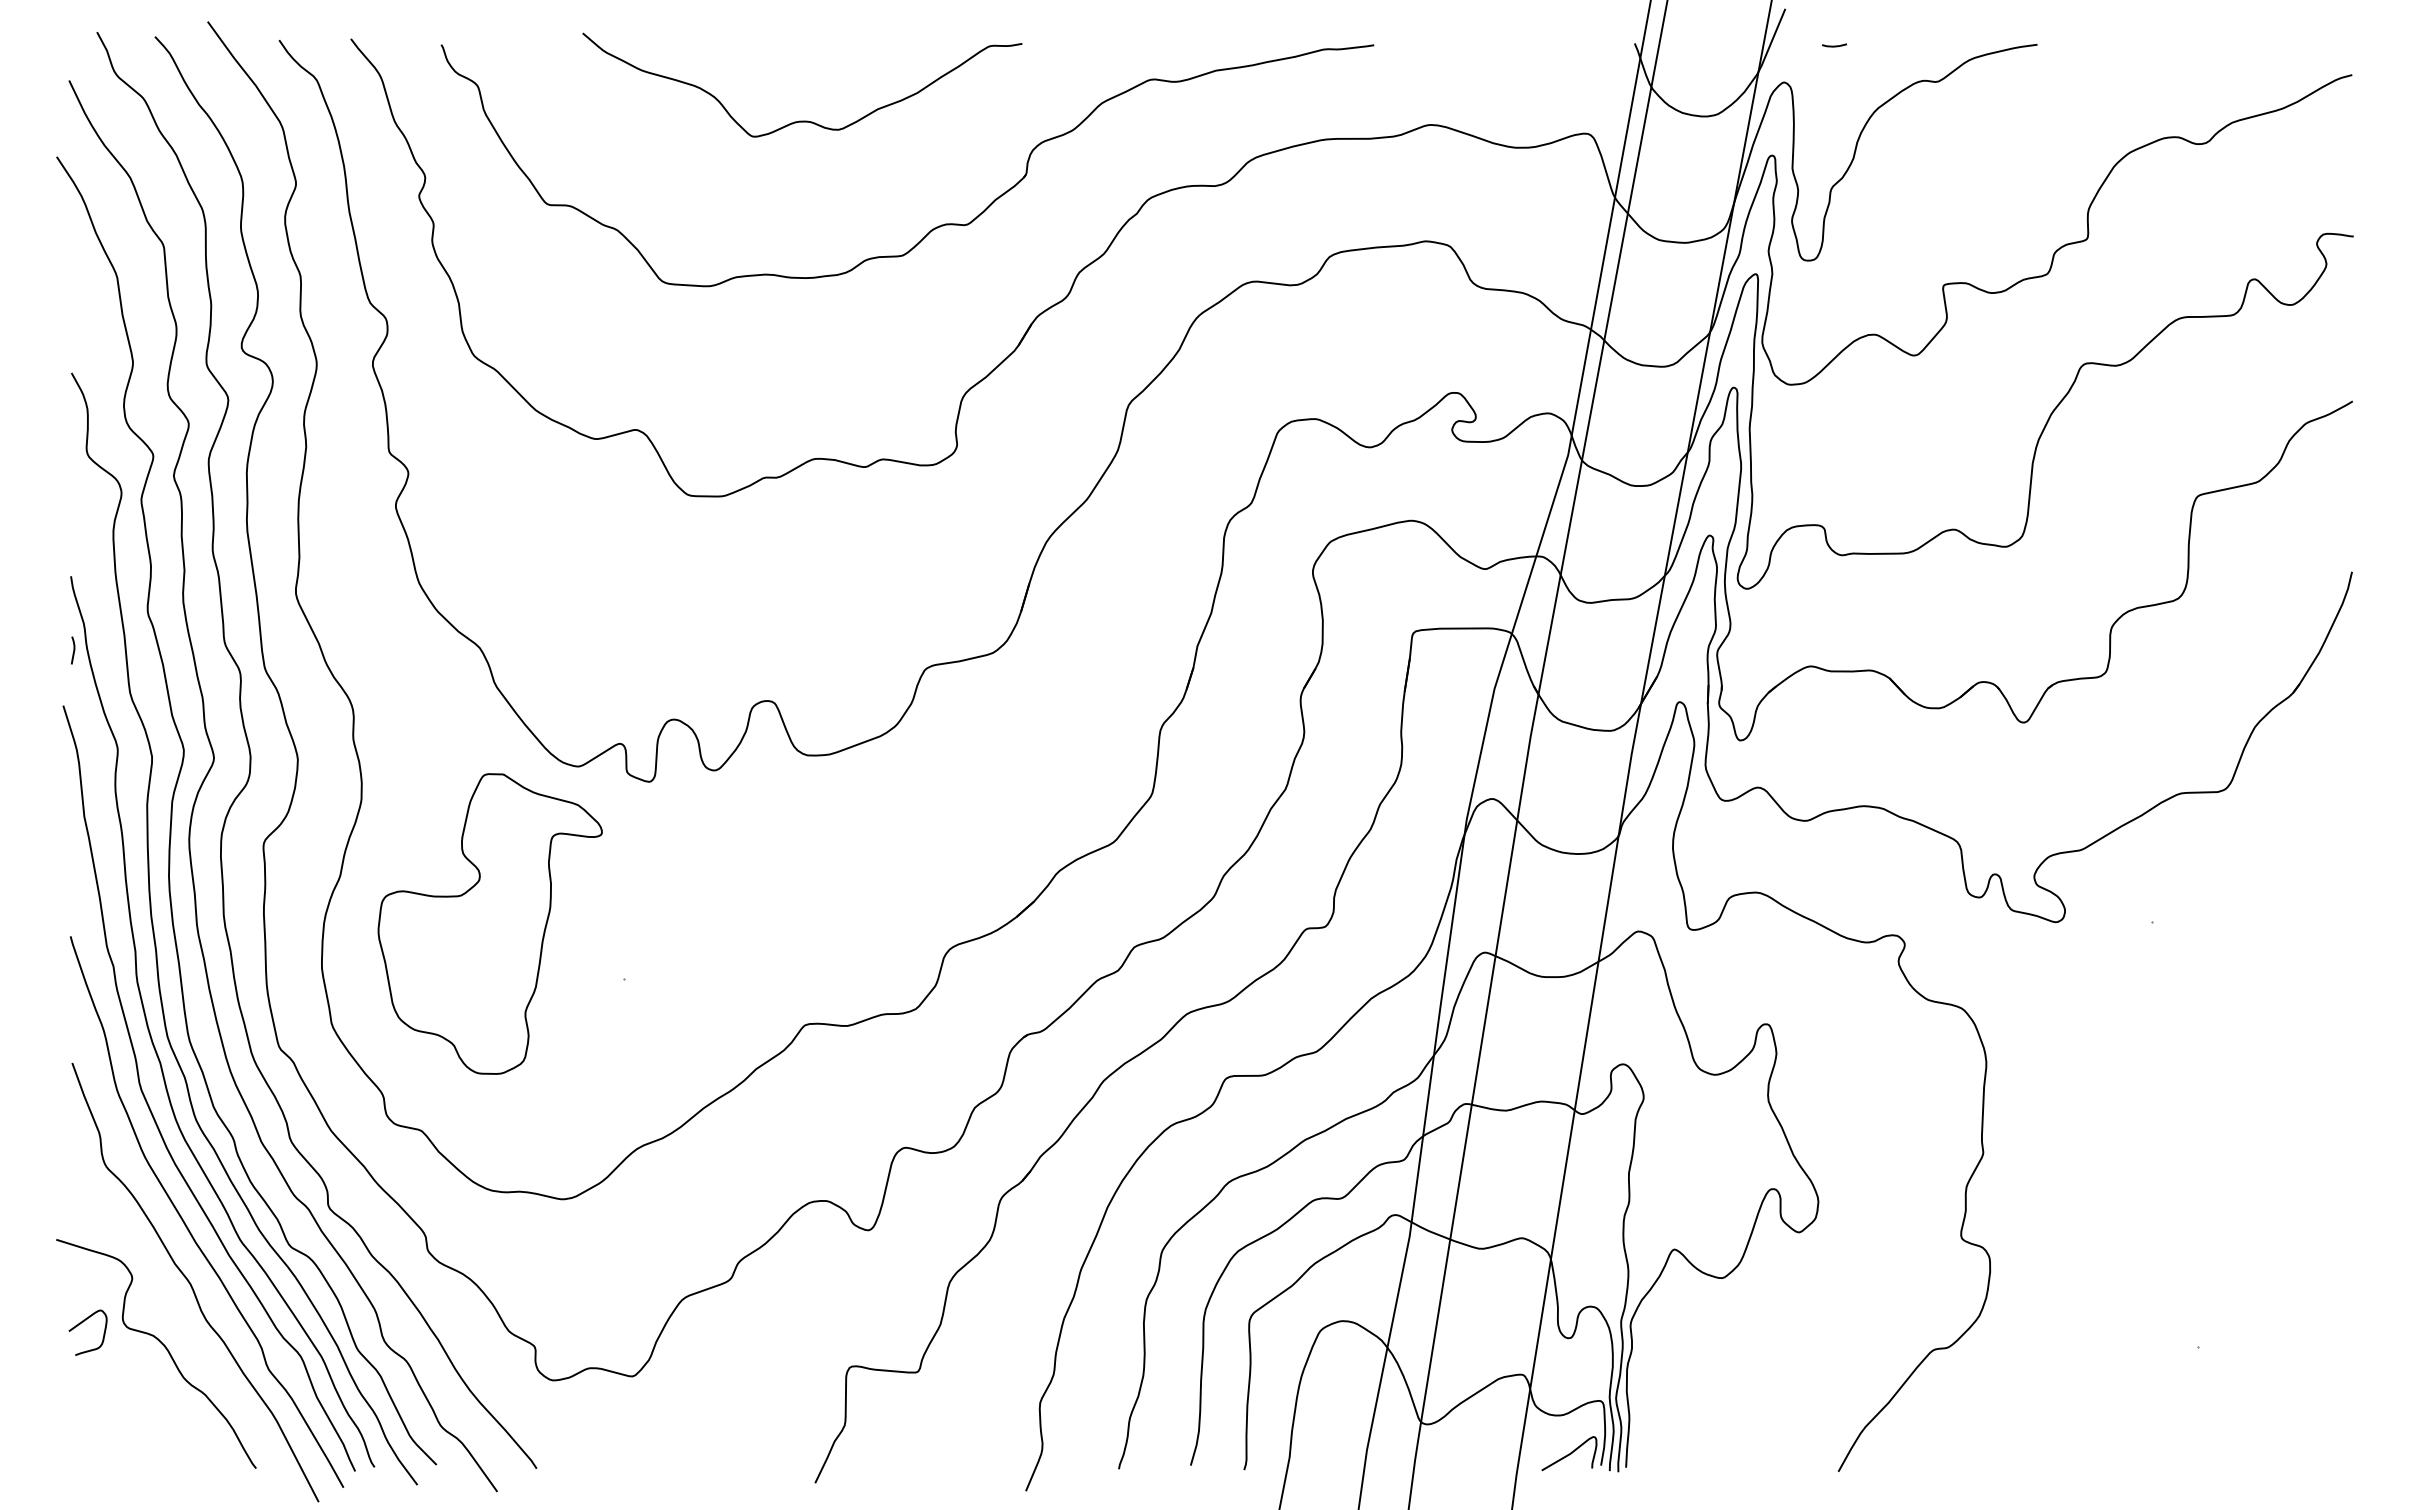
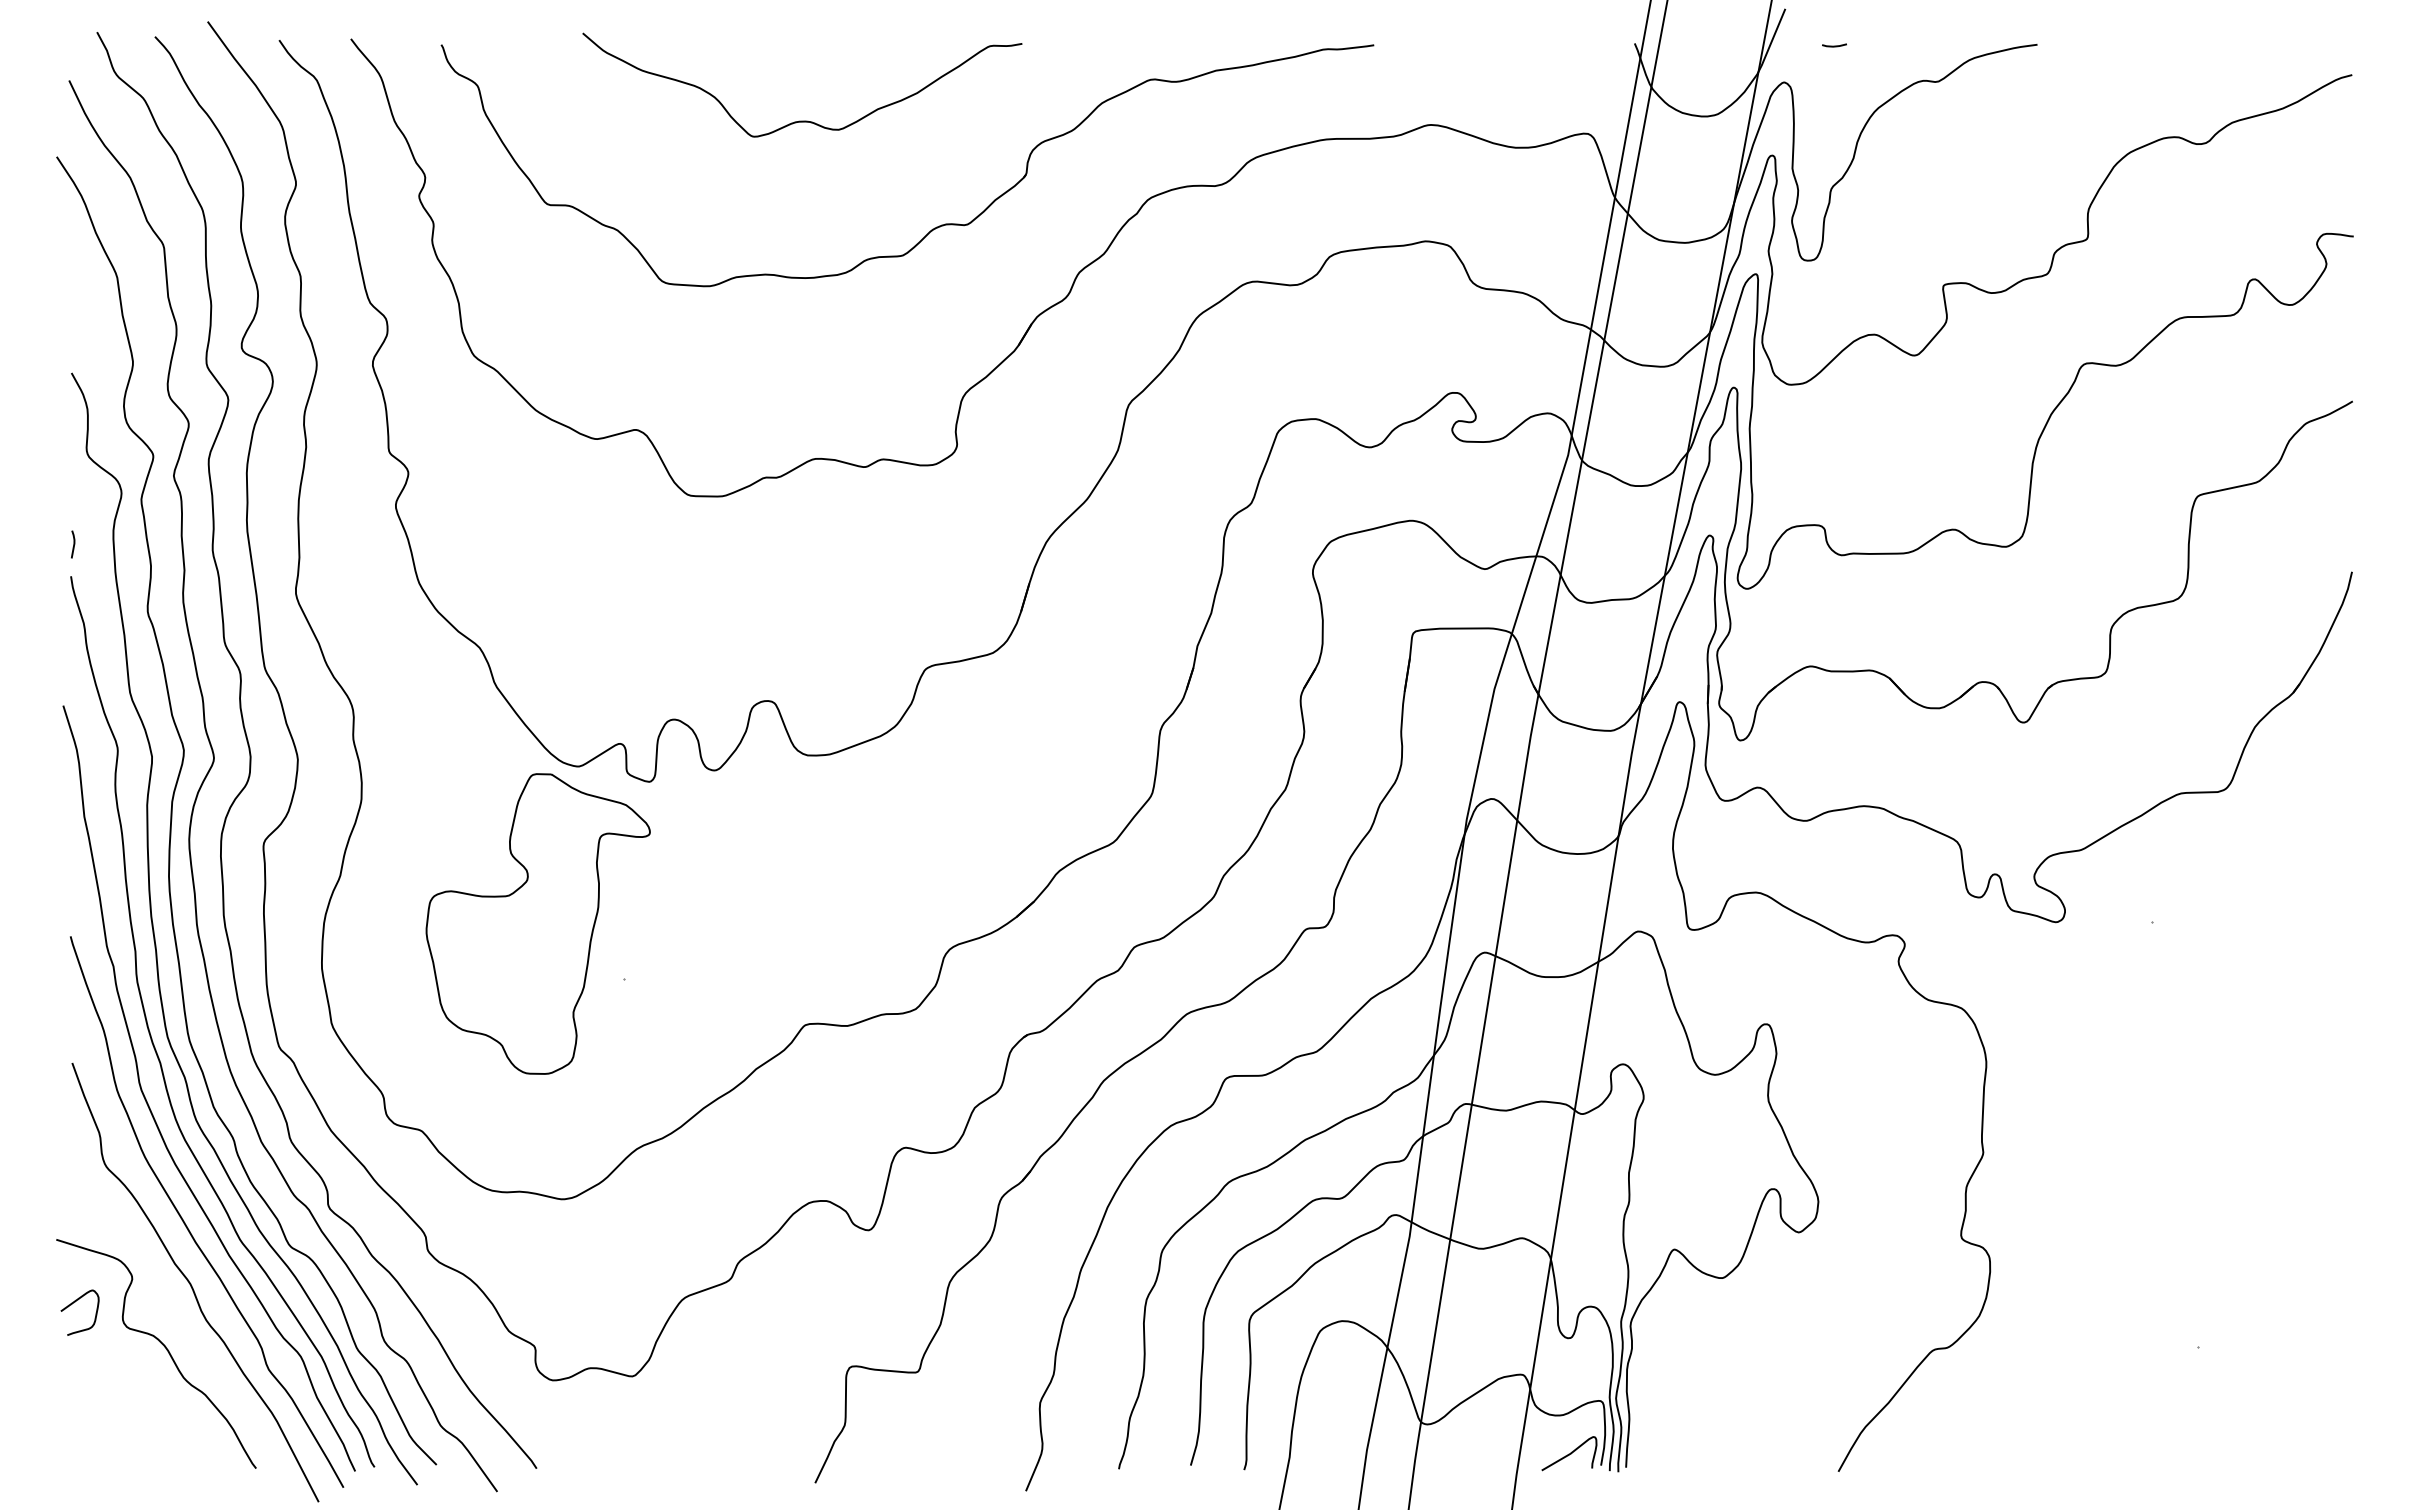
line position: (73, 650) -> (73, 544) (73, 544)
part position: (489, 923) -> (537, 923) (537, 923)
curve position: (80, 1324) -> (72, 1304) (72, 1304)
